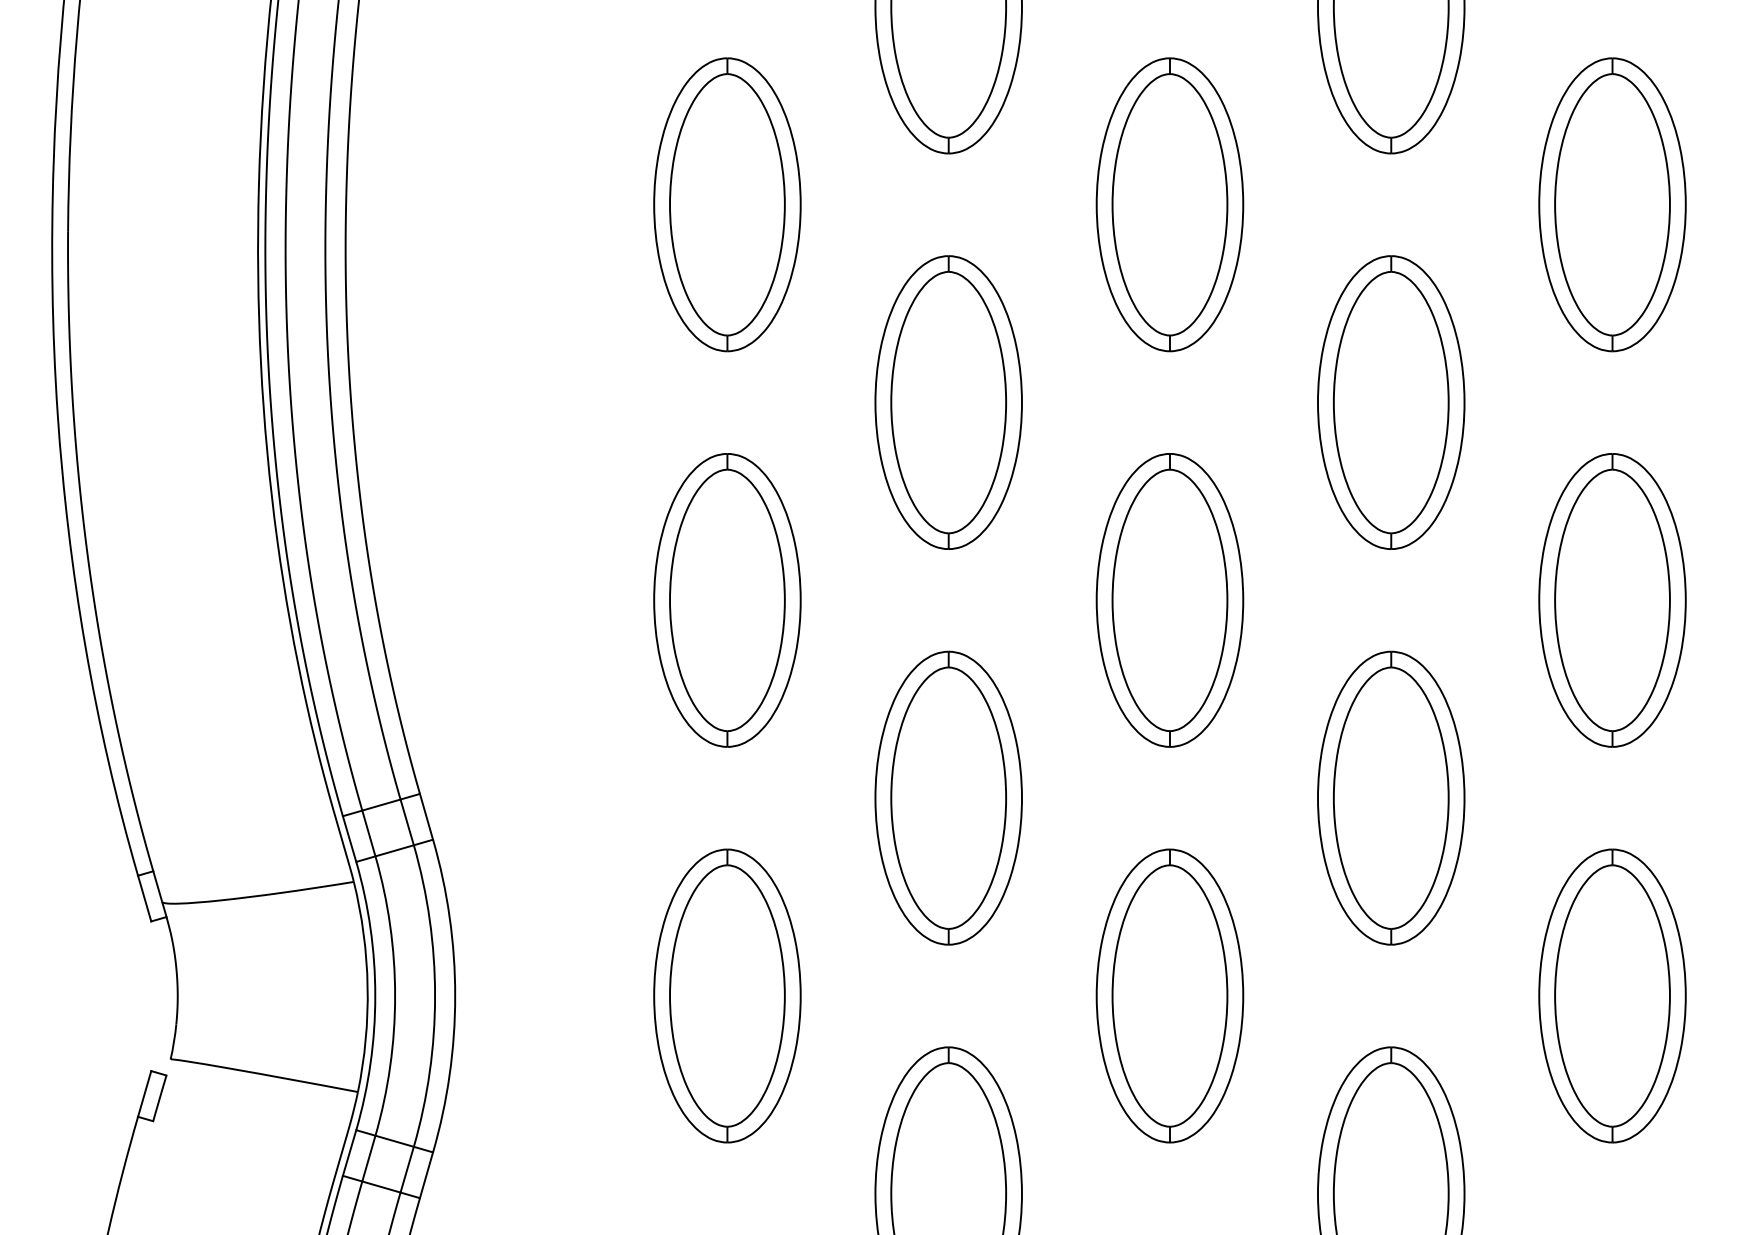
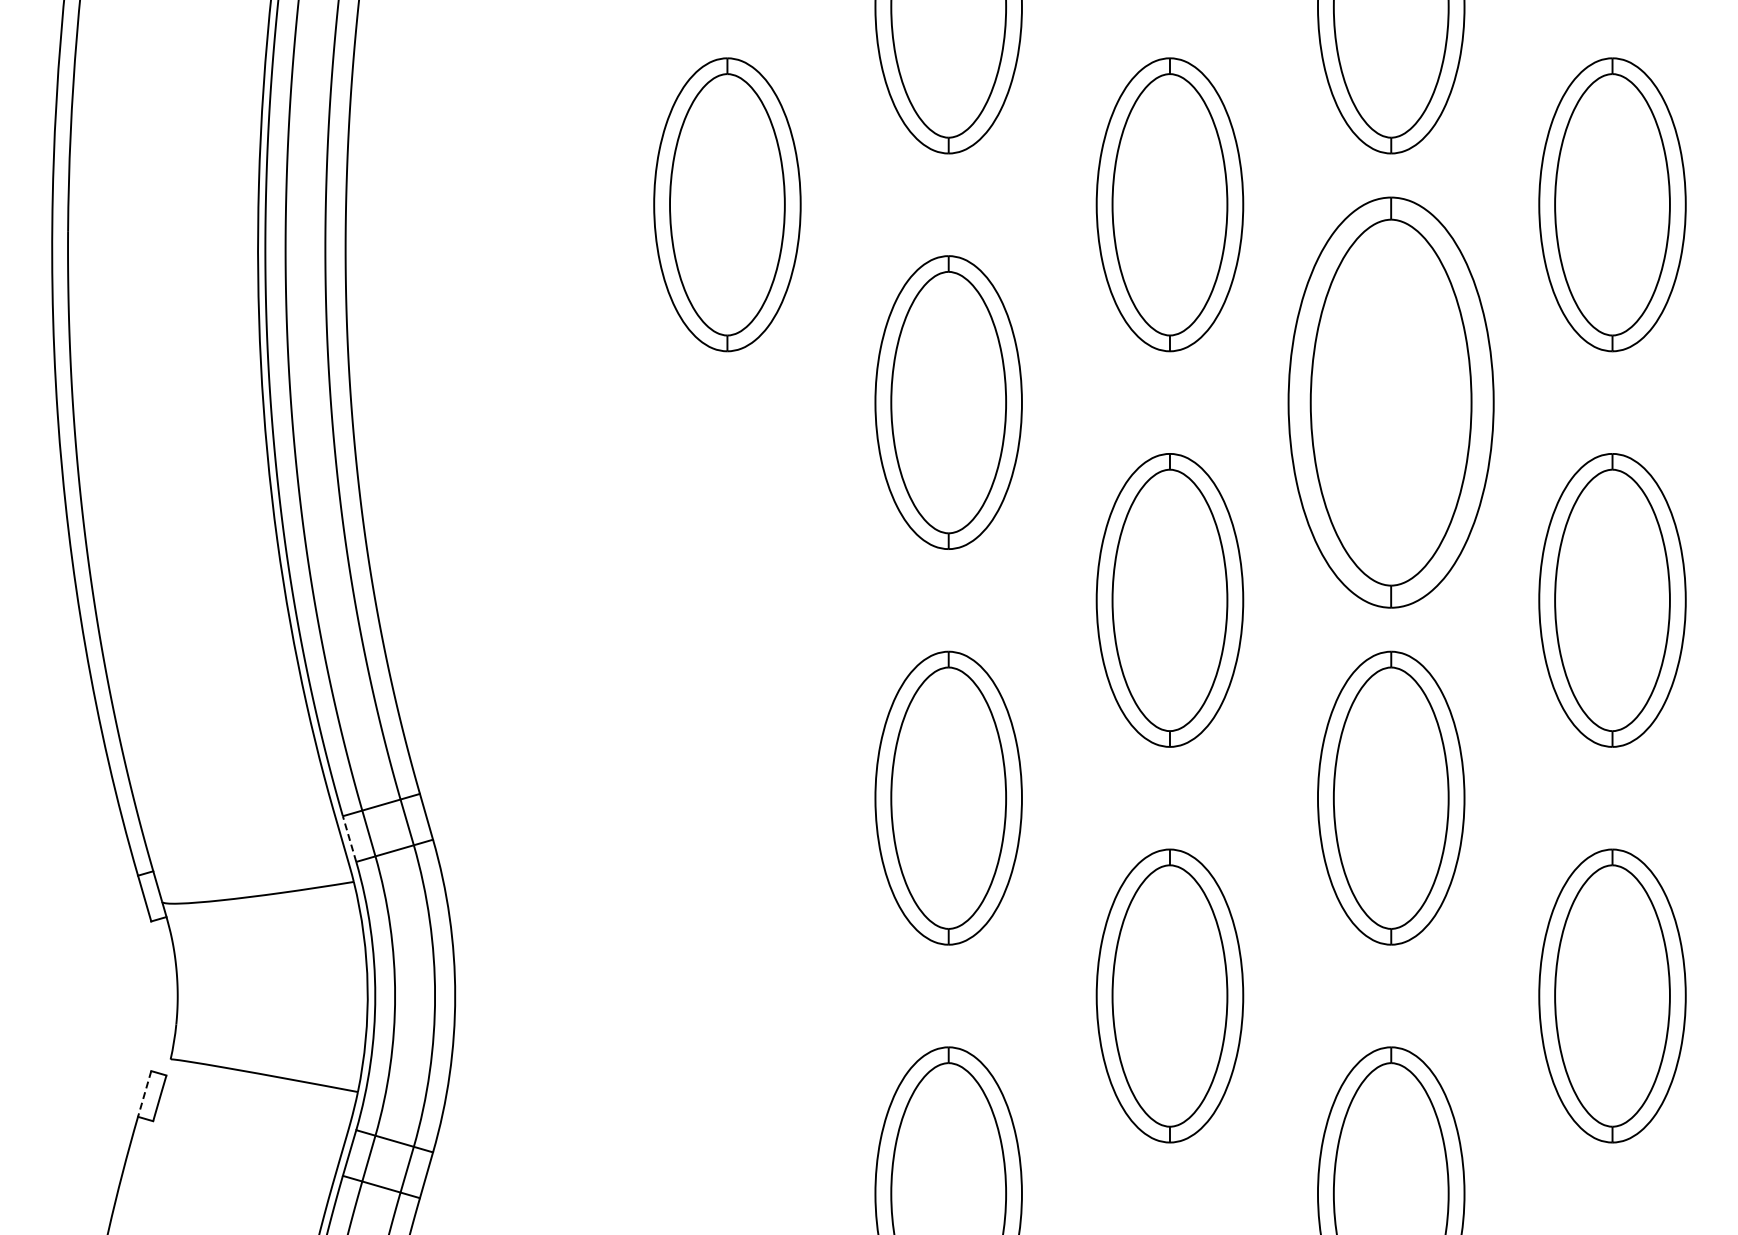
part size: 149x295 px -> 208x413 px (1390, 402)
part: present -> none (727, 600)
line: solid -> dashed (349, 839)
part: present -> none (727, 995)
line: solid -> dashed (144, 1093)
